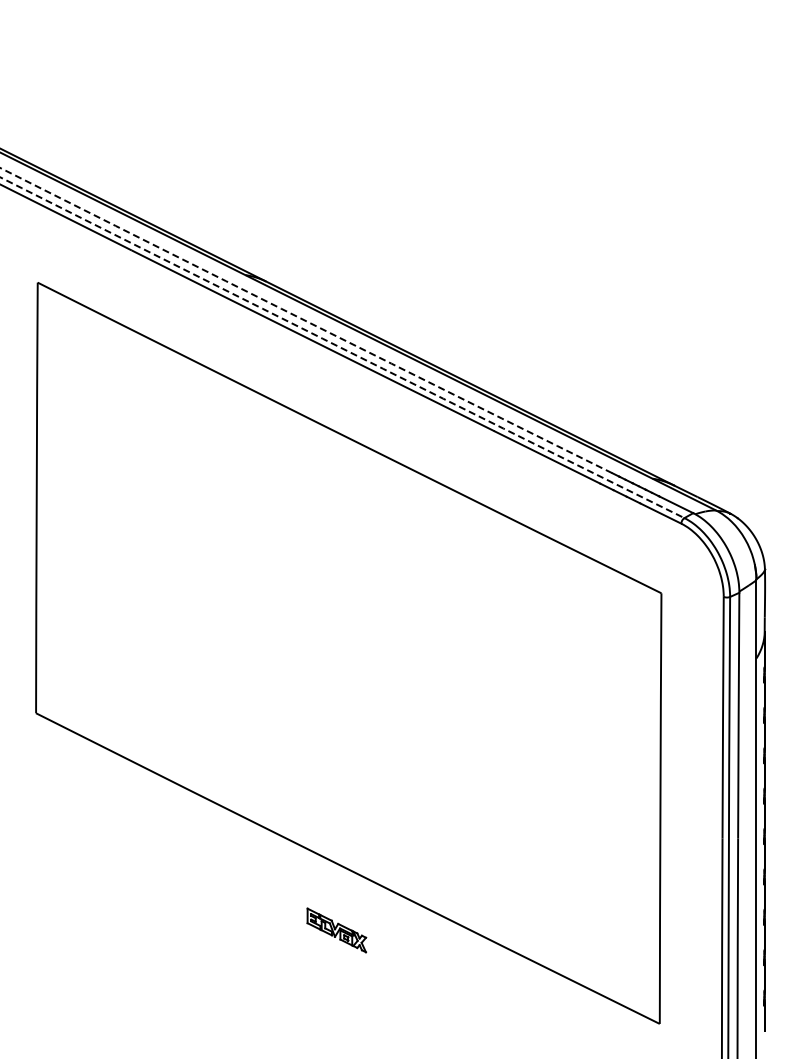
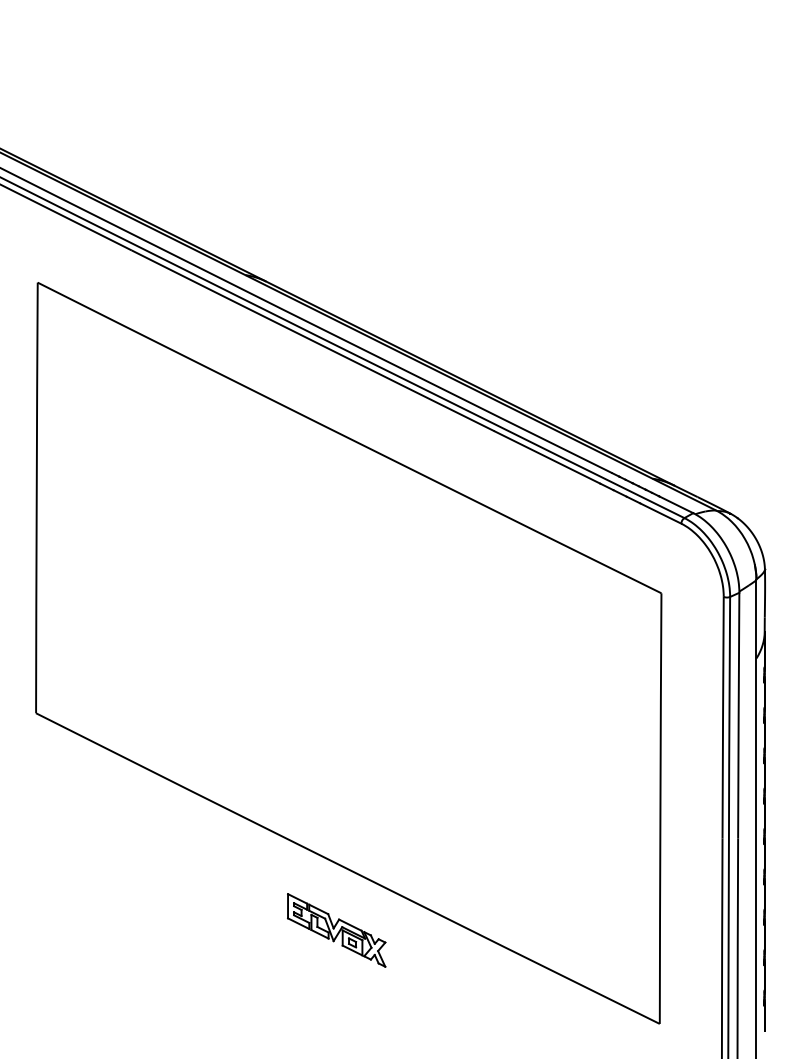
arc: dashed -> solid (306, 321)
arc: dashed -> solid (342, 348)
part size: 62x47 px -> 100x75 px (336, 930)
